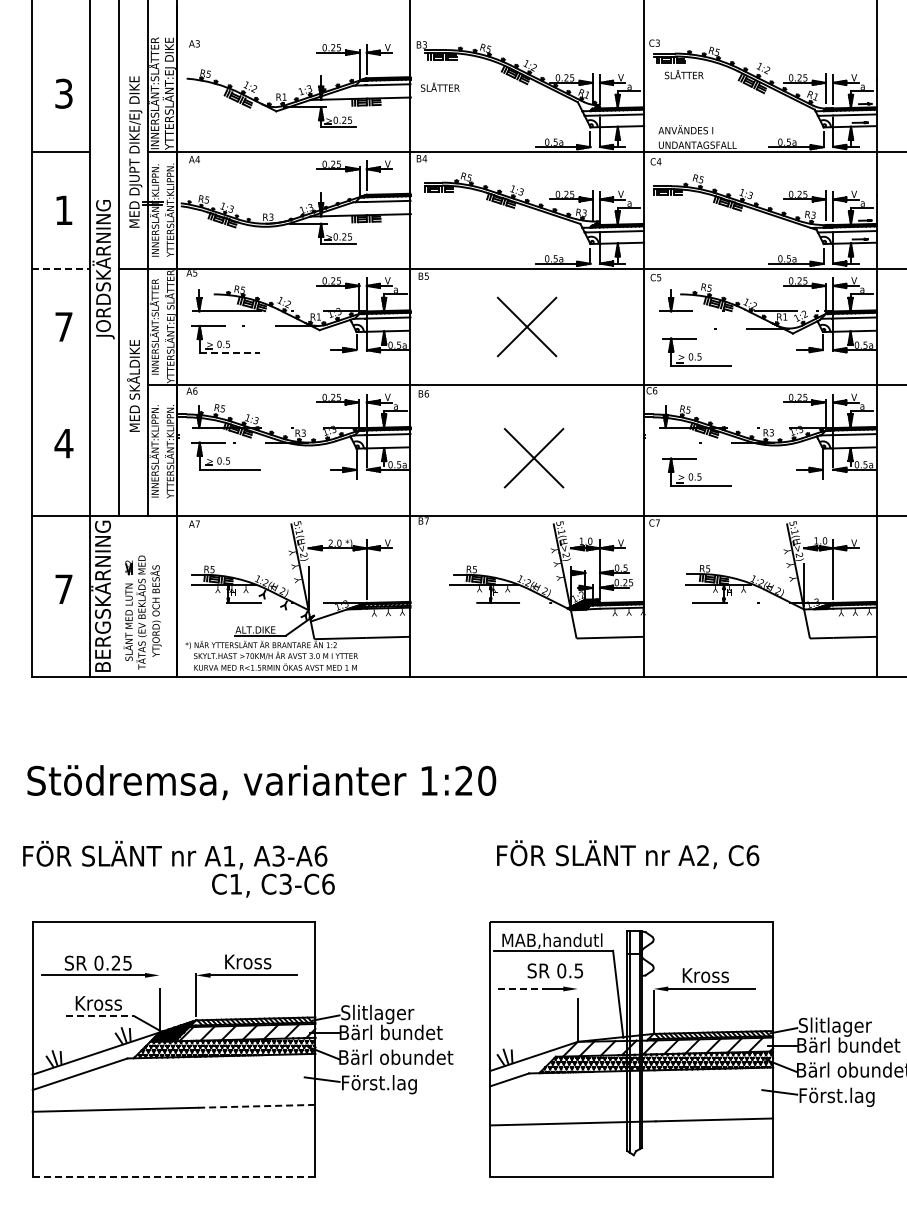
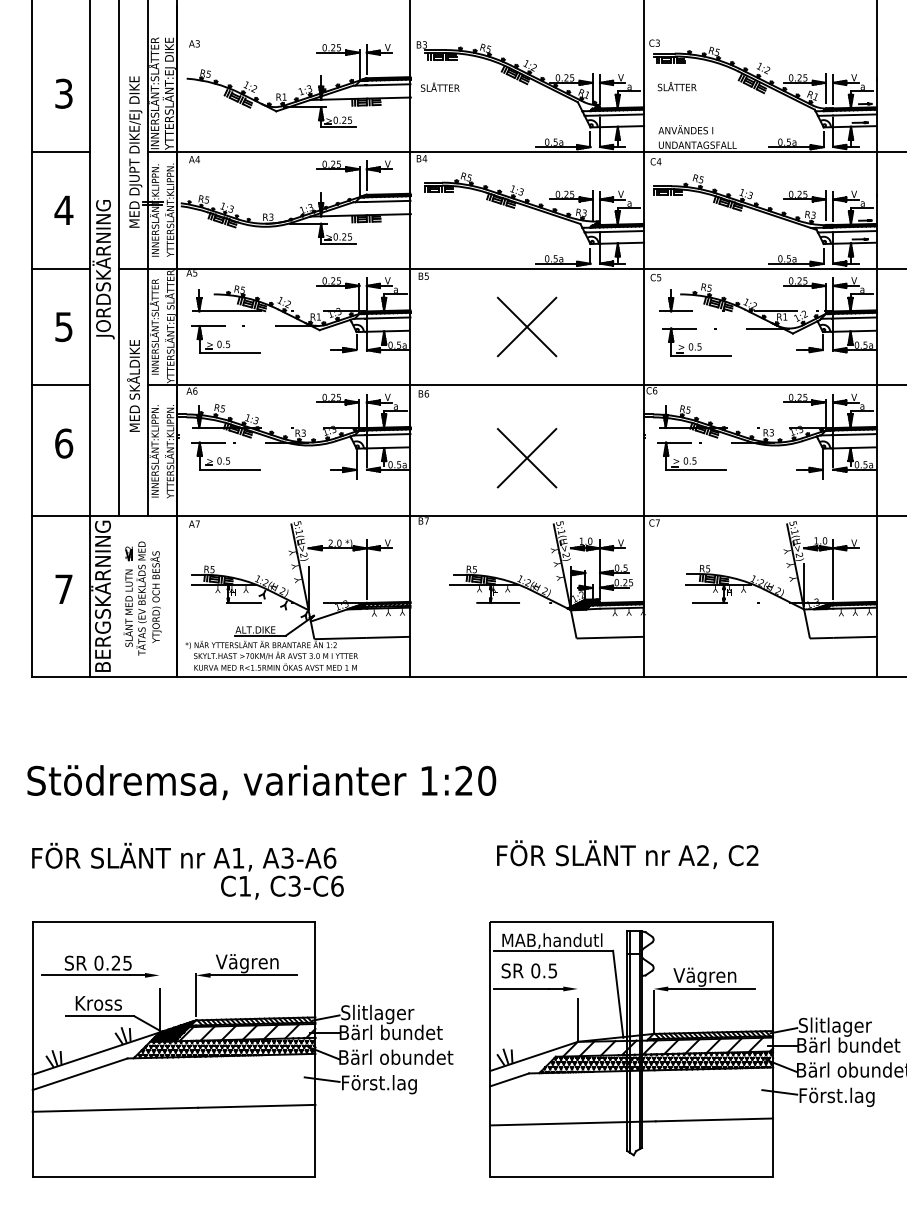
text position: (683, 74) -> (676, 86) (676, 86)
text: 1 -> 4 (63, 209)
line: dashed -> solid (61, 268)
text: 7 -> 5 (63, 327)
part position: (696, 351) -> (696, 341) (696, 341)
line: dashed -> solid (229, 353)
line: none -> present (60, 385)
text: 4 -> 6 (63, 443)
part position: (533, 458) -> (526, 458) (526, 458)
part position: (696, 471) -> (691, 455) (691, 455)
part position: (142, 612) -> (142, 598) (142, 598)
text: C6 -> C2 (752, 855)
text position: (178, 868) -> (187, 870) (187, 870)
text: Kross -> Vägren (247, 963)
text position: (554, 970) -> (528, 970) (528, 970)
text: Kross -> Vägren (704, 976)
line: dashed -> solid (521, 988)
line: dashed -> solid (100, 1016)
line: dashed -> solid (256, 1106)
line: dashed -> solid (174, 1176)
